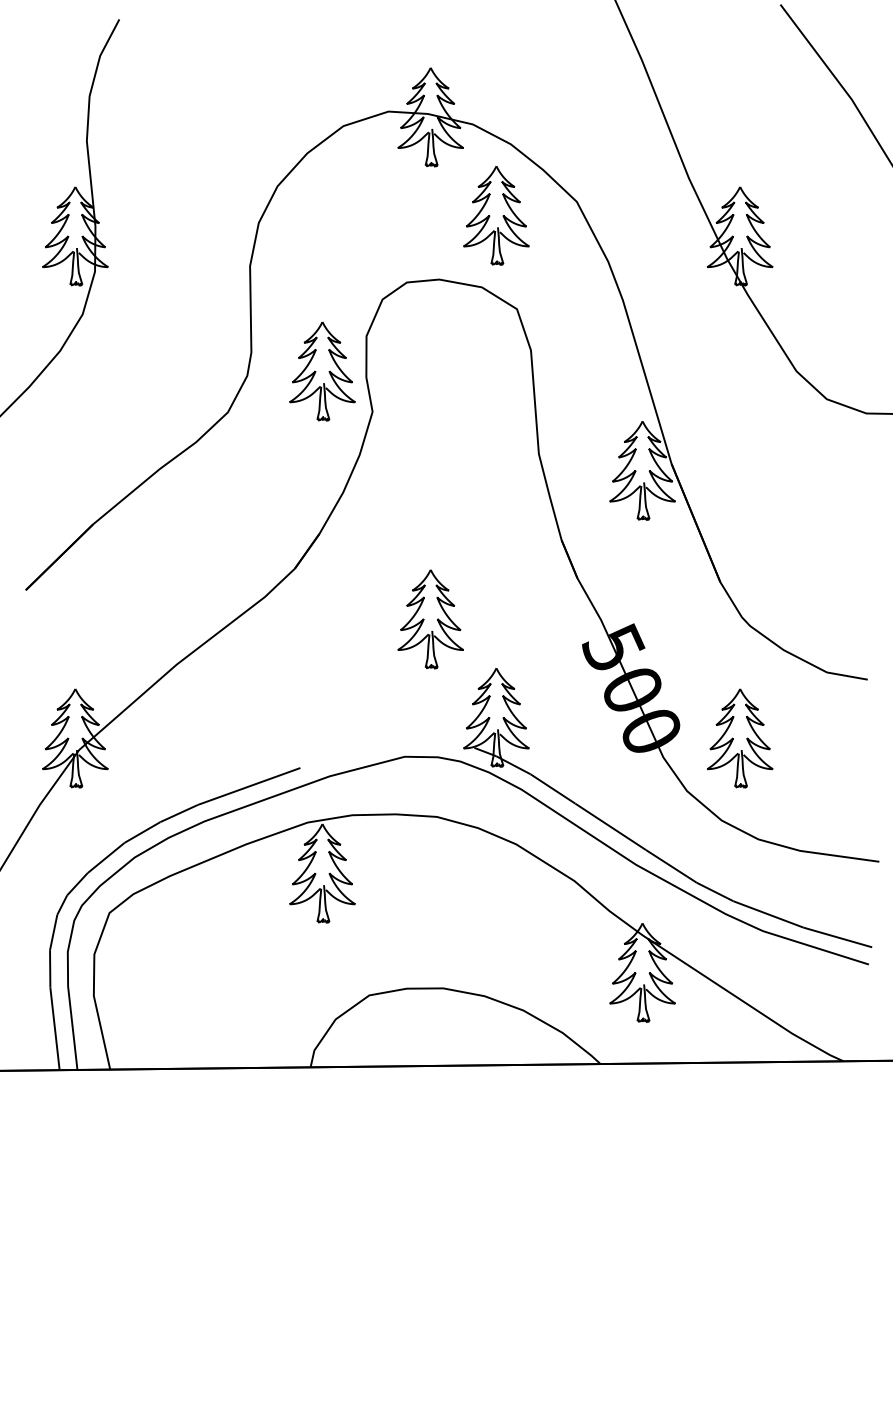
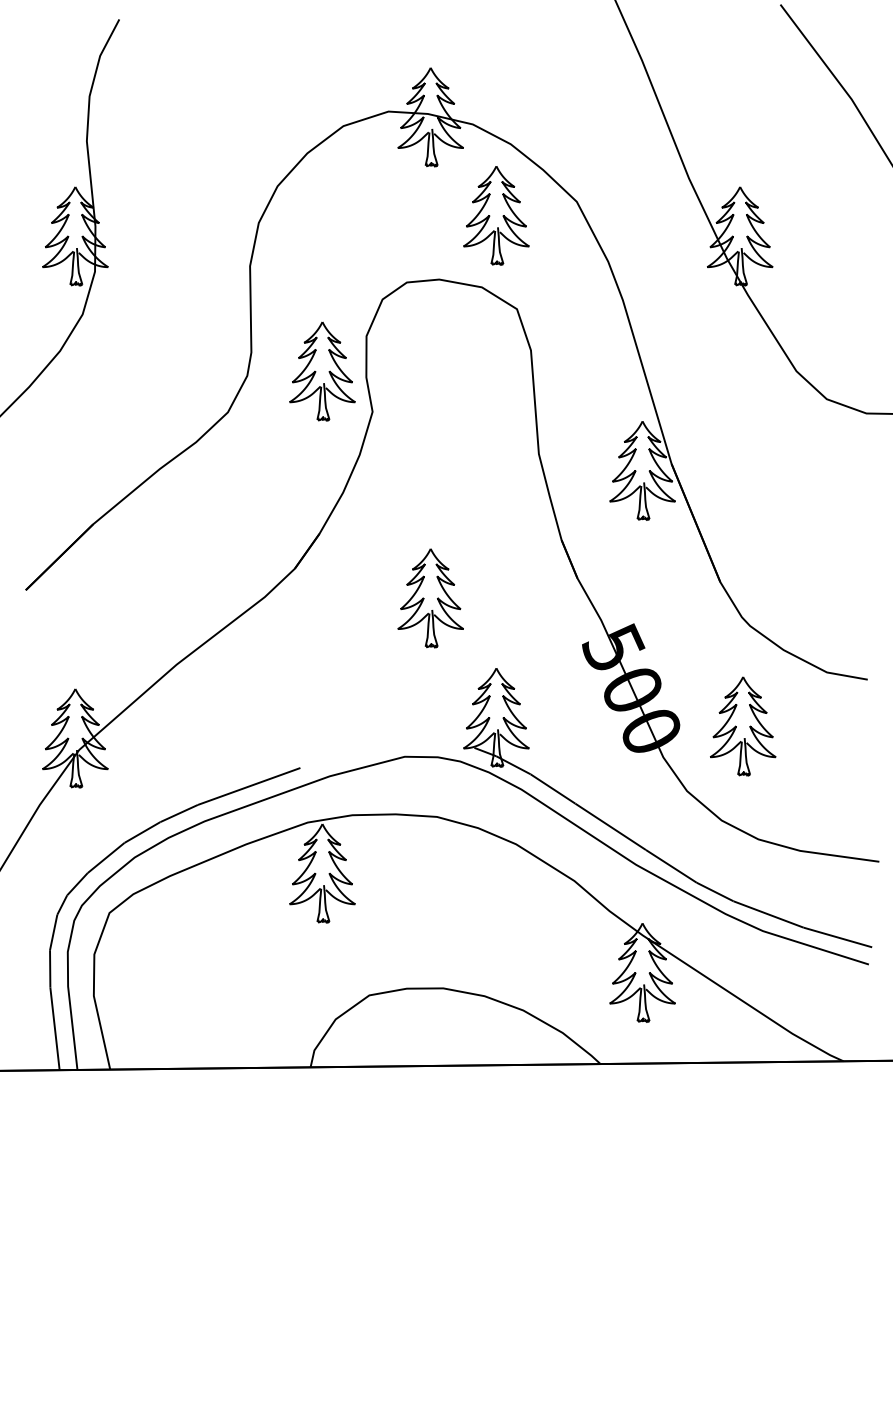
part position: (430, 619) -> (430, 598) (430, 598)
part position: (740, 738) -> (743, 726) (743, 726)
